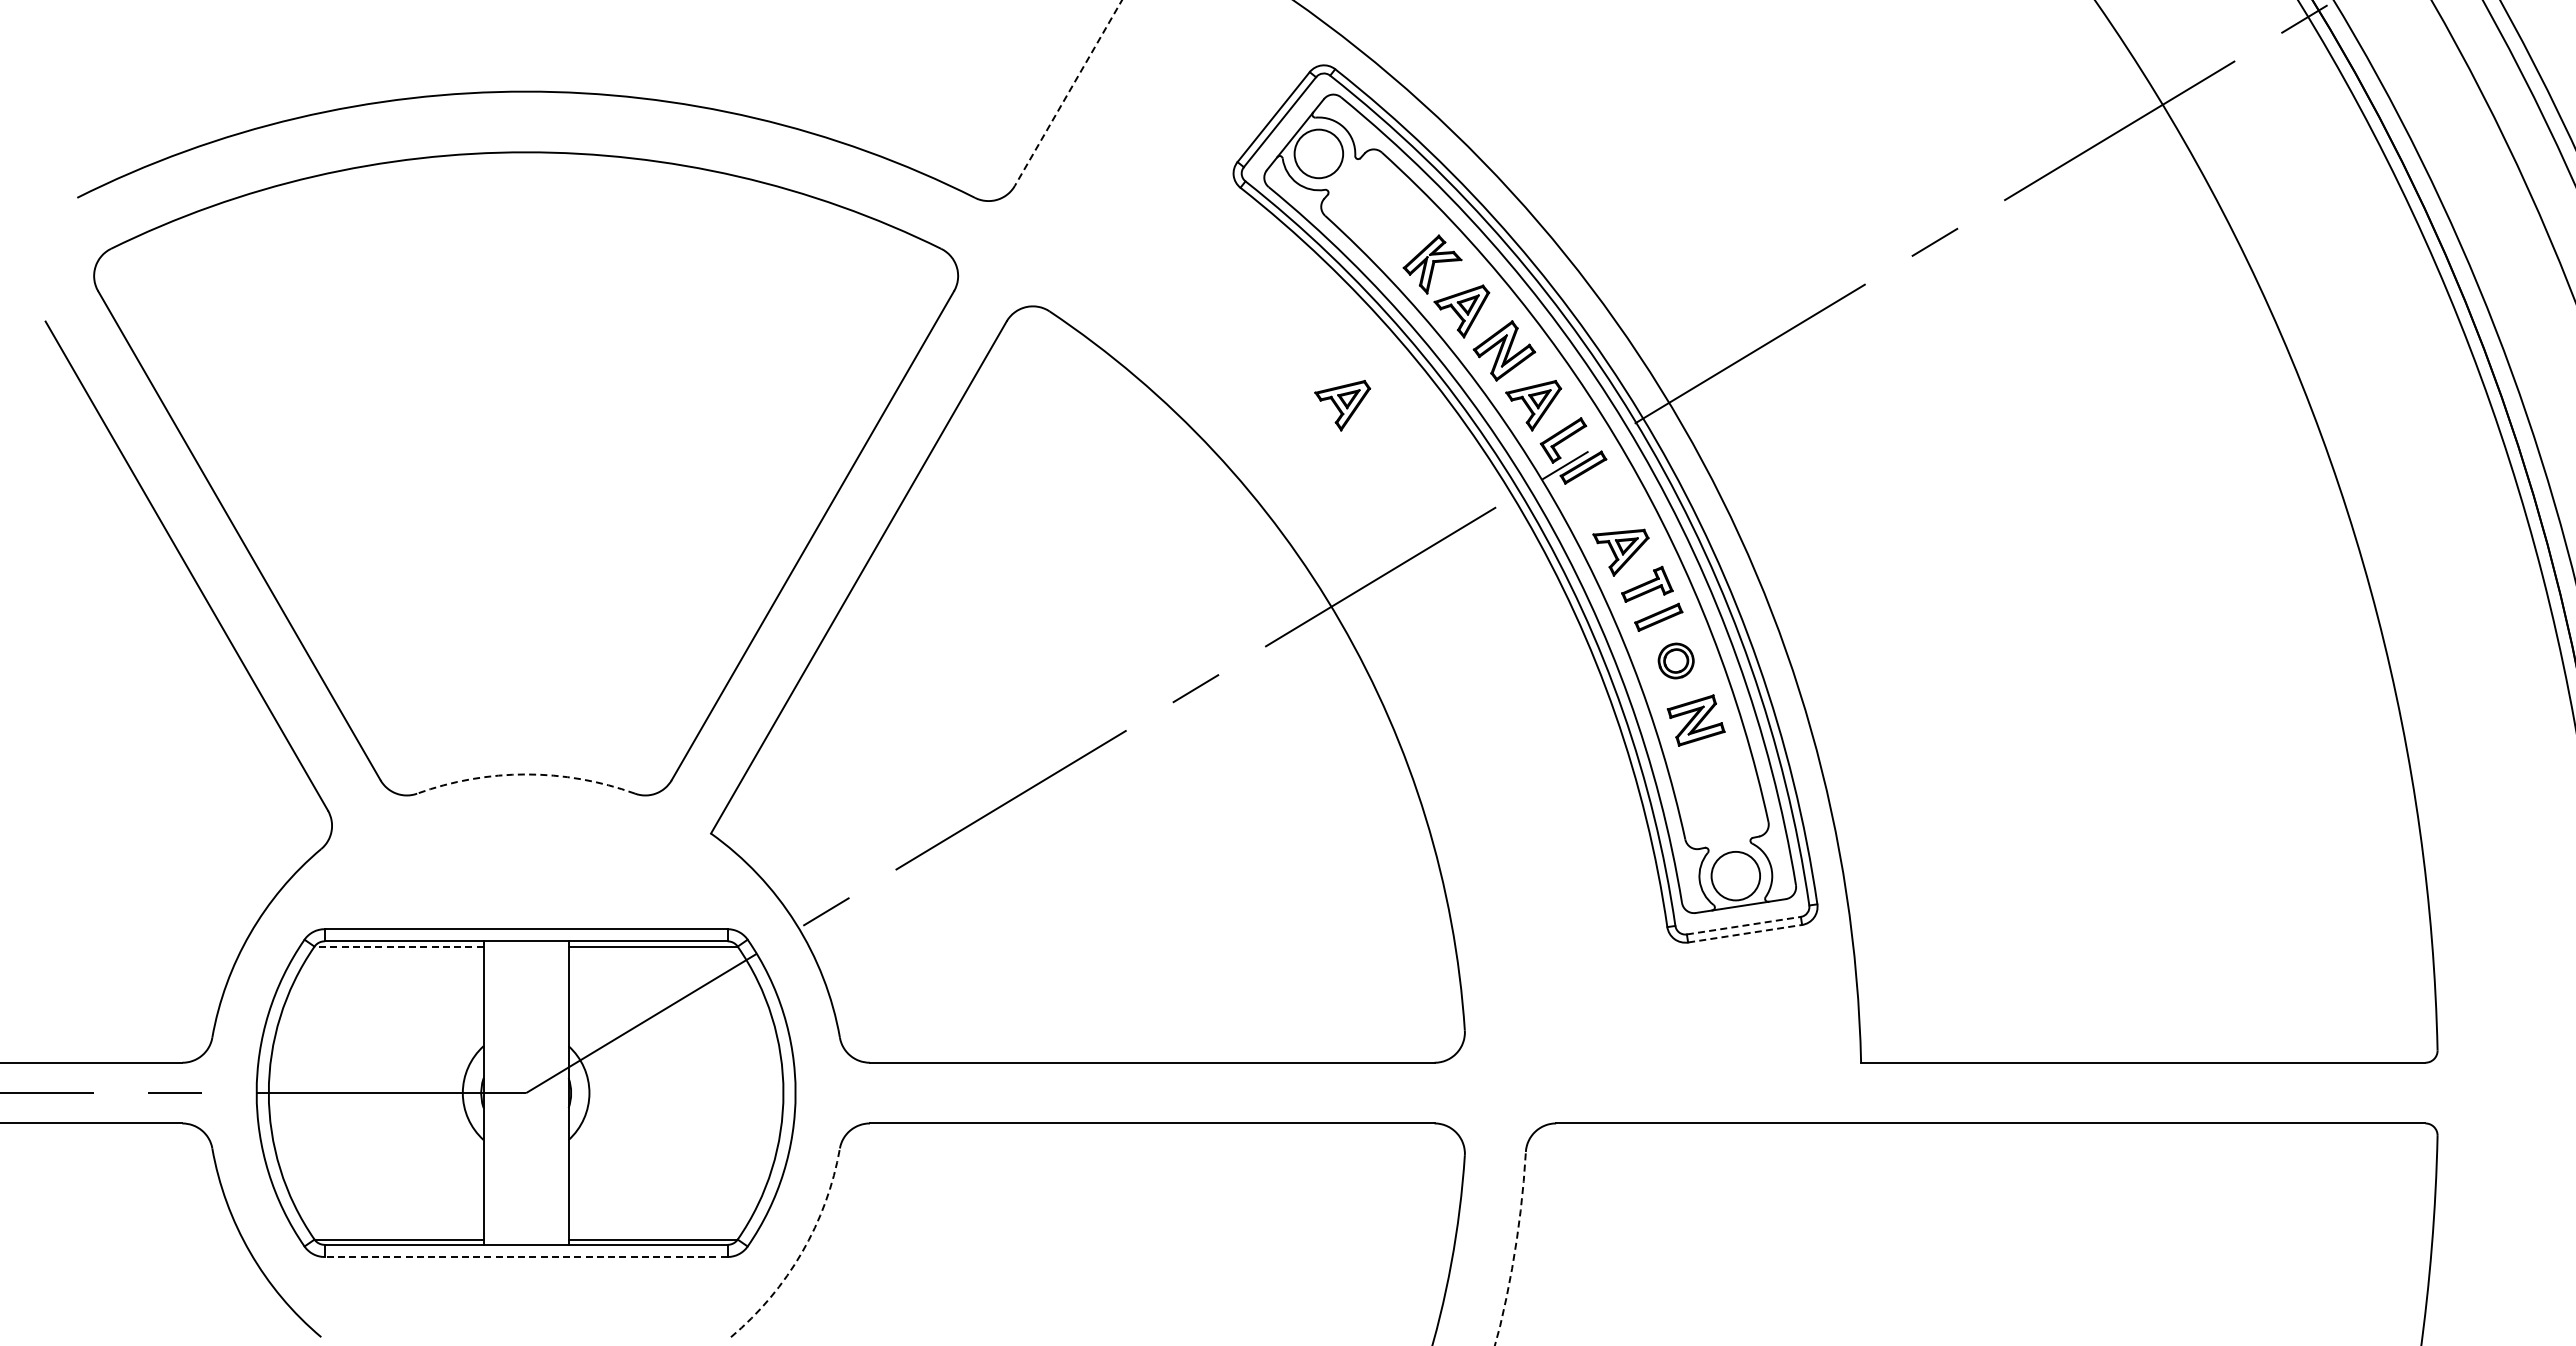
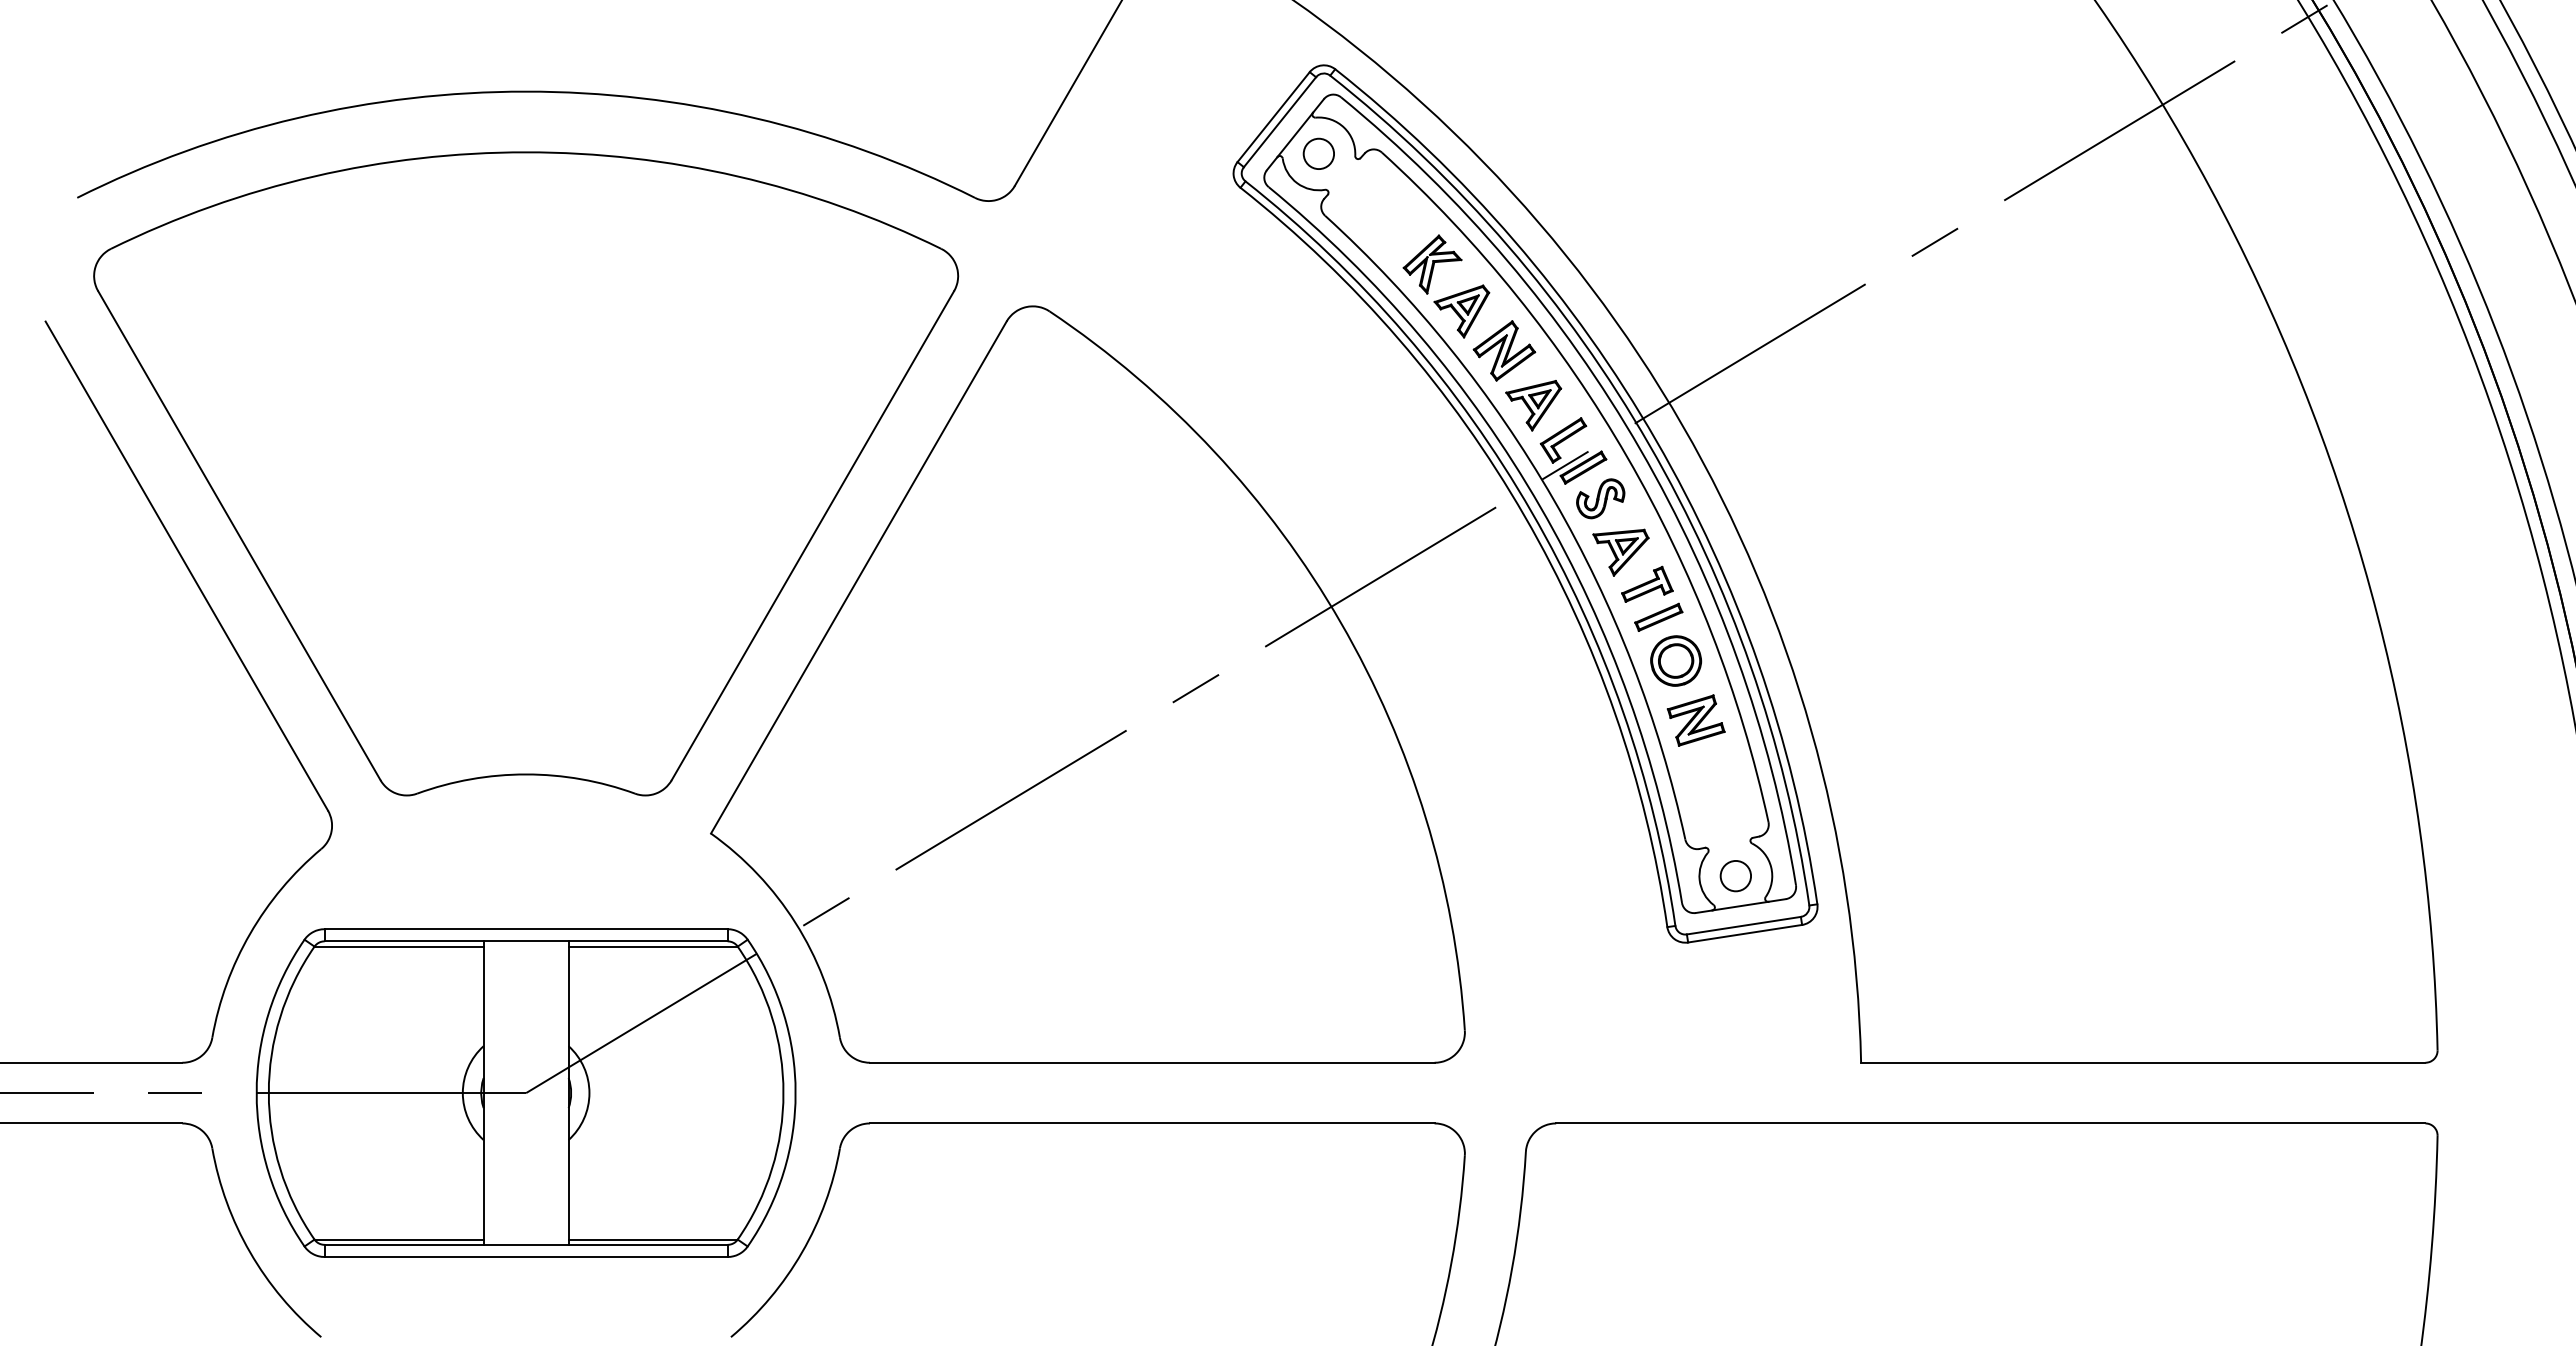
line: dashed -> solid (1068, 93)
circle diameter: 49 px -> 30 px (1318, 153)
part: present -> none (1342, 405)
part: none -> present (1600, 498)
part size: 38x38 px -> 53x52 px (1676, 660)
arc: dashed -> solid (526, 774)
circle diameter: 49 px -> 30 px (1735, 875)
line: dashed -> solid (1743, 925)
line: dashed -> solid (1745, 933)
line: dashed -> solid (398, 946)
arc: dashed -> solid (1515, 1249)
arc: dashed -> solid (802, 1252)
line: dashed -> solid (526, 1256)
